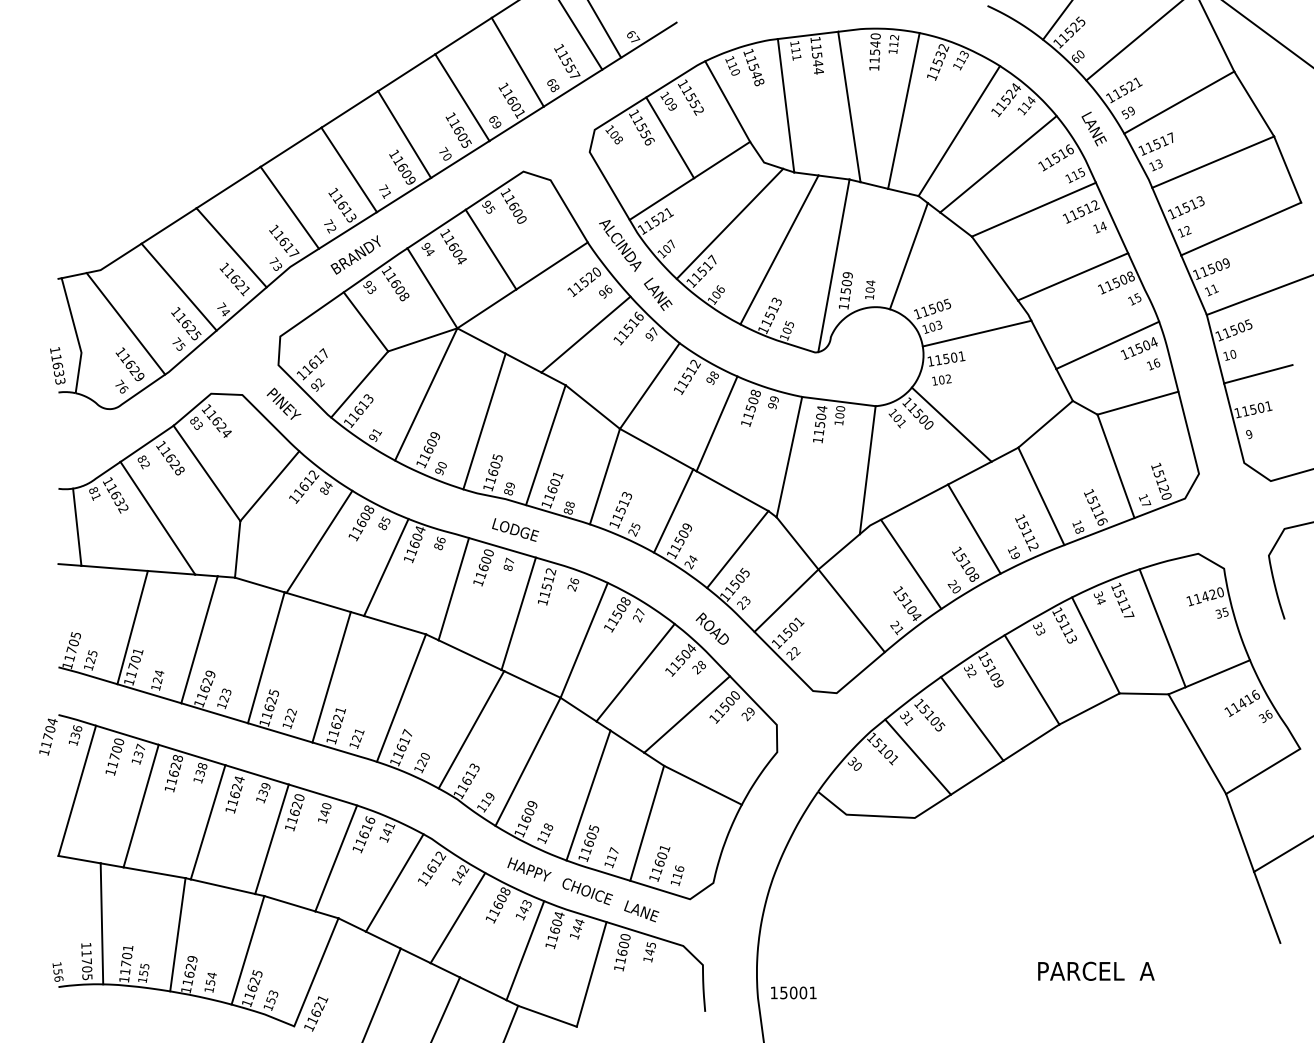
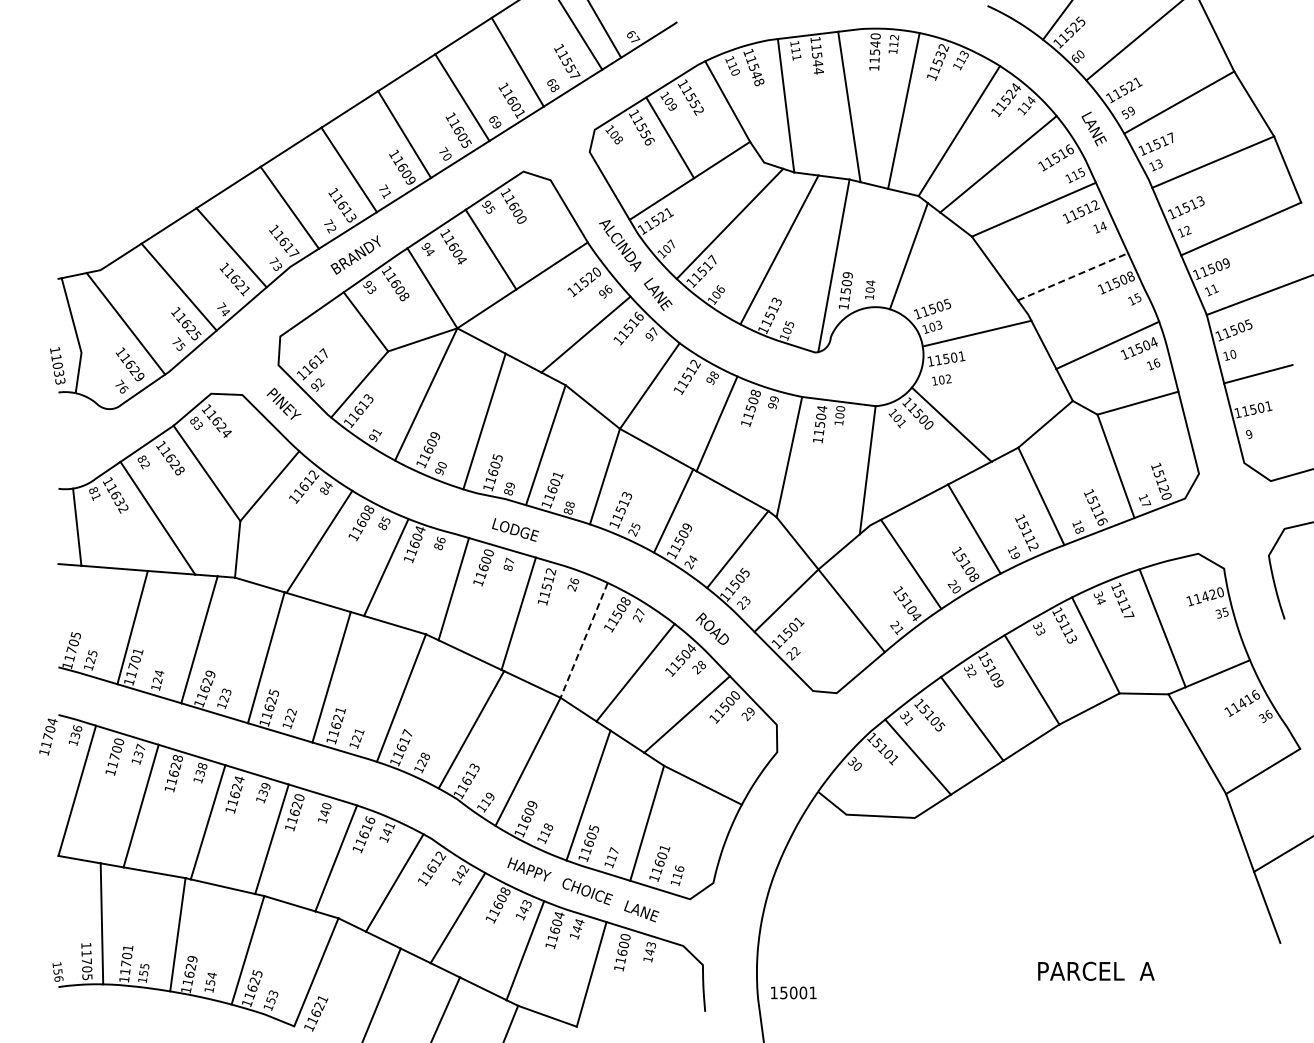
line: present -> none (1267, 33)
line: solid -> dashed (1073, 276)
text: 11633 -> 11033 (58, 365)
line: solid -> dashed (584, 640)
text: 120 -> 128 (424, 756)
text: 145 -> 143 (650, 944)
